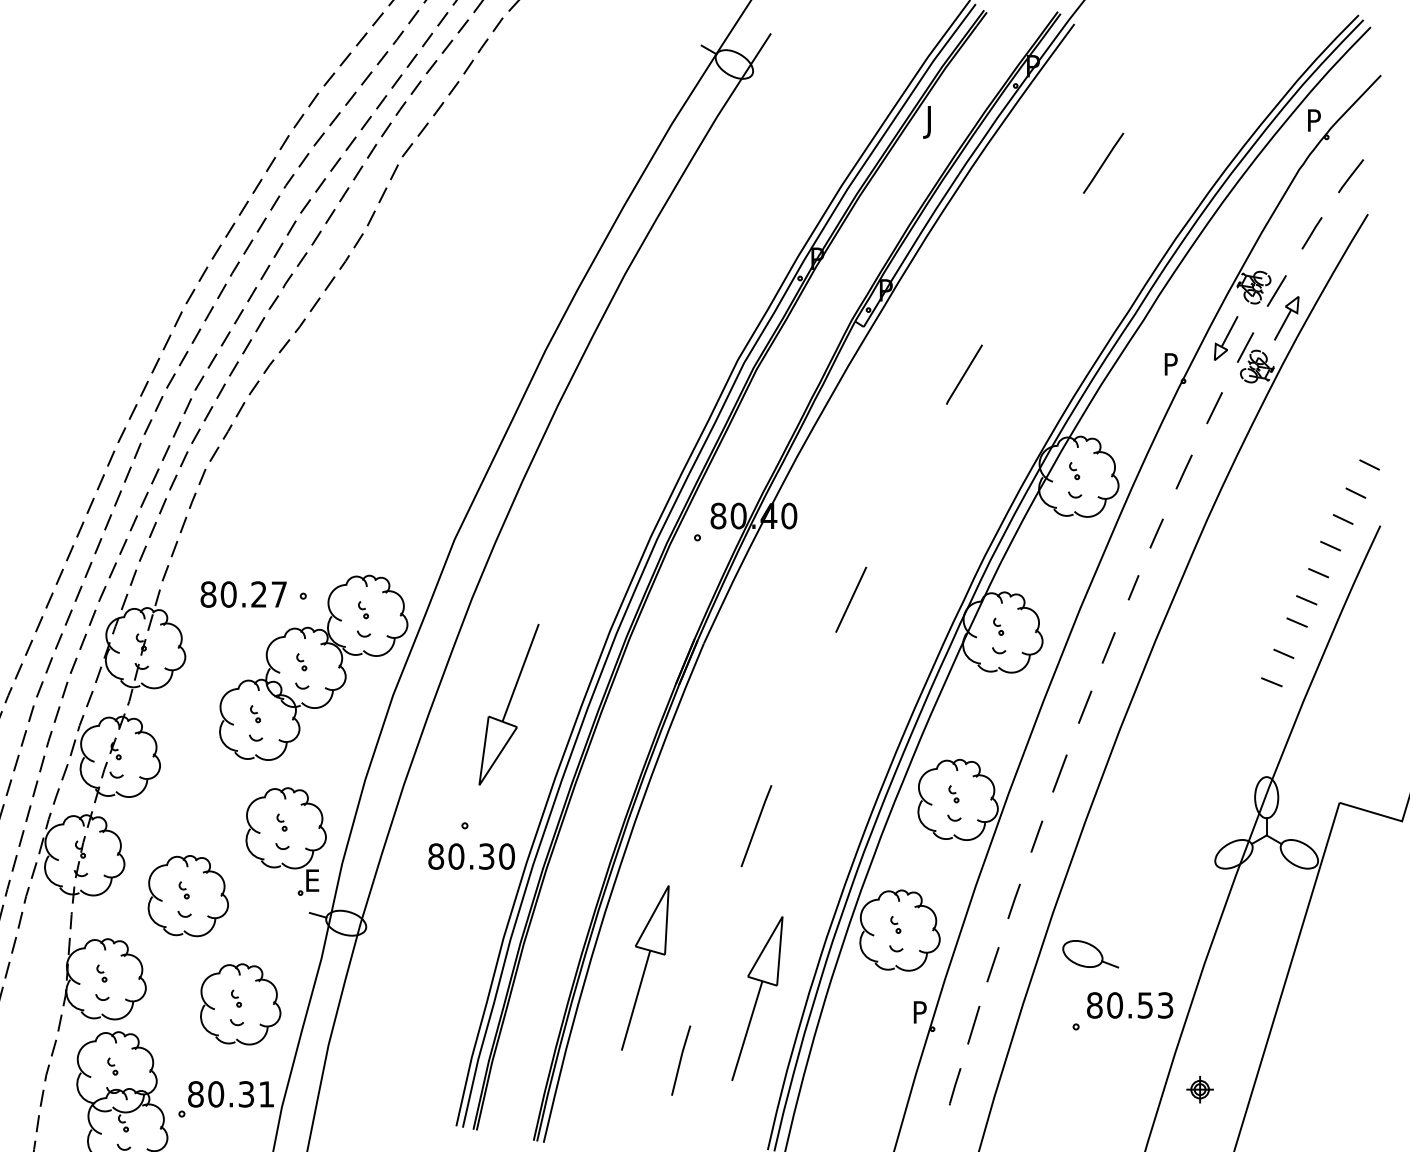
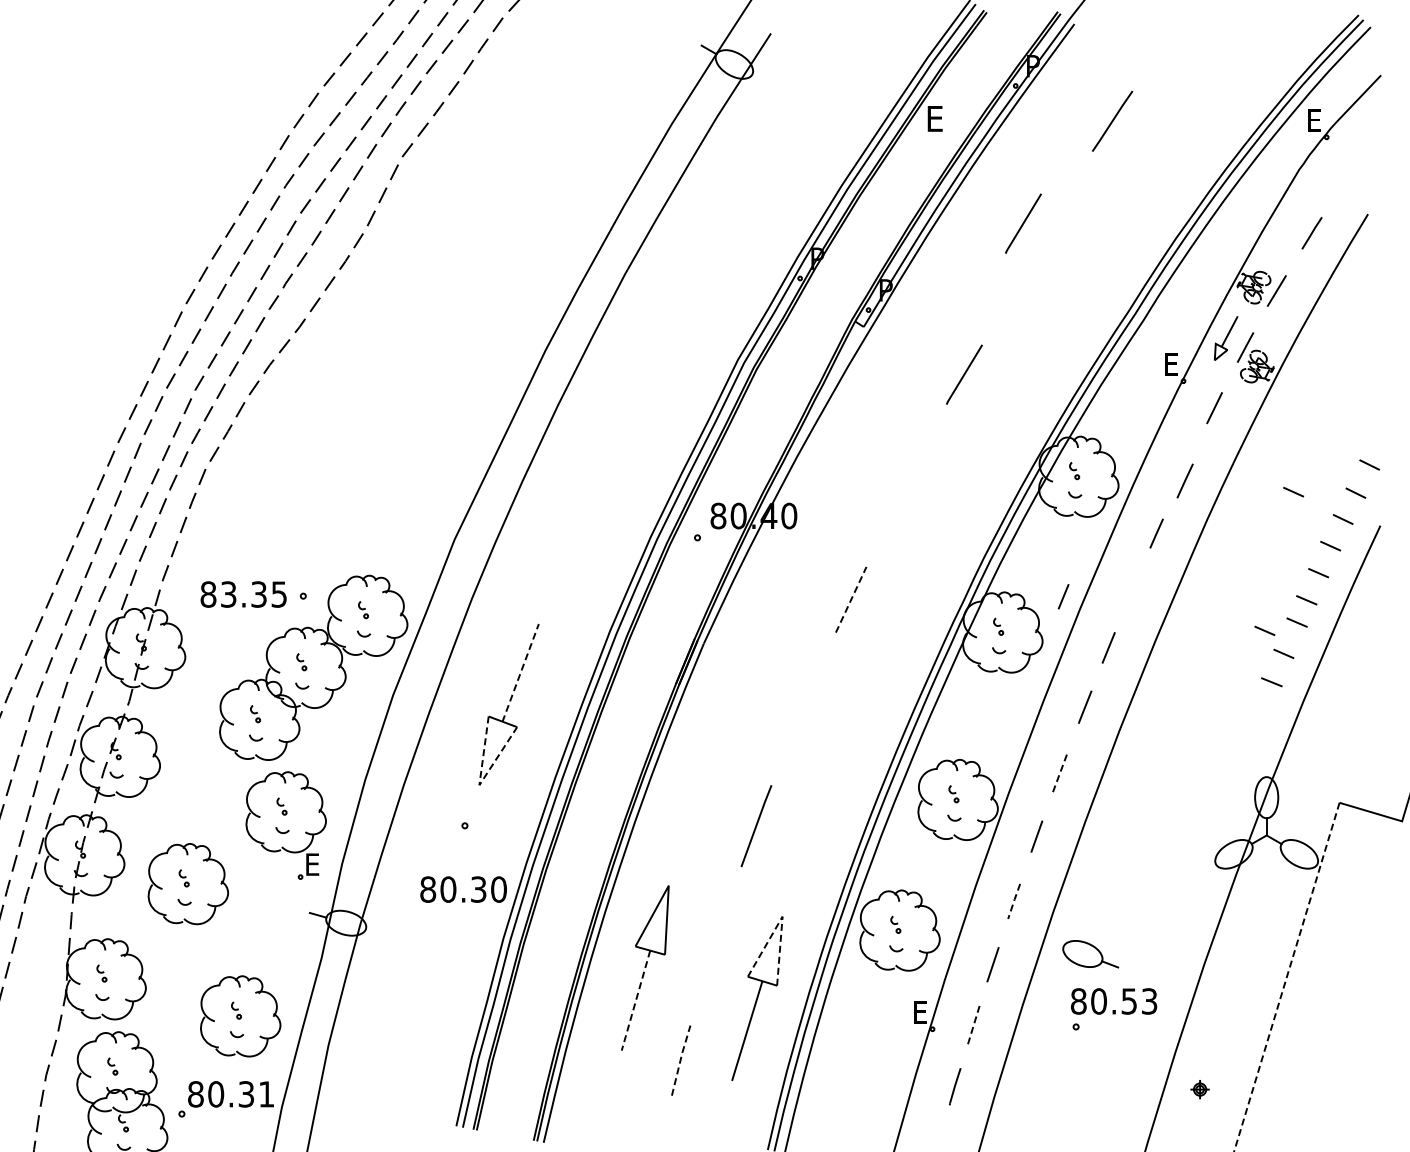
text: P -> E (1314, 120)
text: J -> E (932, 122)
line position: (1103, 162) -> (1112, 120) (1112, 120)
line: present -> none (1351, 176)
line: none -> present (1023, 223)
part: present -> none (1286, 318)
text: P -> E (1170, 364)
line position: (1183, 471) -> (1184, 480) (1184, 480)
line: none -> present (1293, 492)
line position: (1133, 587) -> (1063, 596) (1063, 596)
text: 80.27 -> 83.35 (253, 594)
line: solid -> dashed (851, 599)
line: none -> present (1264, 630)
line: solid -> dashed (520, 672)
line: solid -> dashed (1059, 774)
line: solid -> dashed (479, 785)
part position: (285, 841) -> (285, 825) (285, 825)
text position: (471, 856) -> (463, 889) (463, 889)
part position: (187, 896) -> (187, 884) (187, 884)
line: solid -> dashed (1014, 901)
line: solid -> dashed (782, 916)
line: solid -> dashed (1286, 977)
line: solid -> dashed (635, 1001)
part position: (240, 1004) -> (240, 1016) (240, 1016)
text position: (1130, 1005) -> (1114, 1001) (1114, 1001)
text: P -> E (919, 1012)
line: solid -> dashed (973, 1025)
line: solid -> dashed (680, 1059)
part size: 28x29 px -> 20x20 px (1199, 1089)
